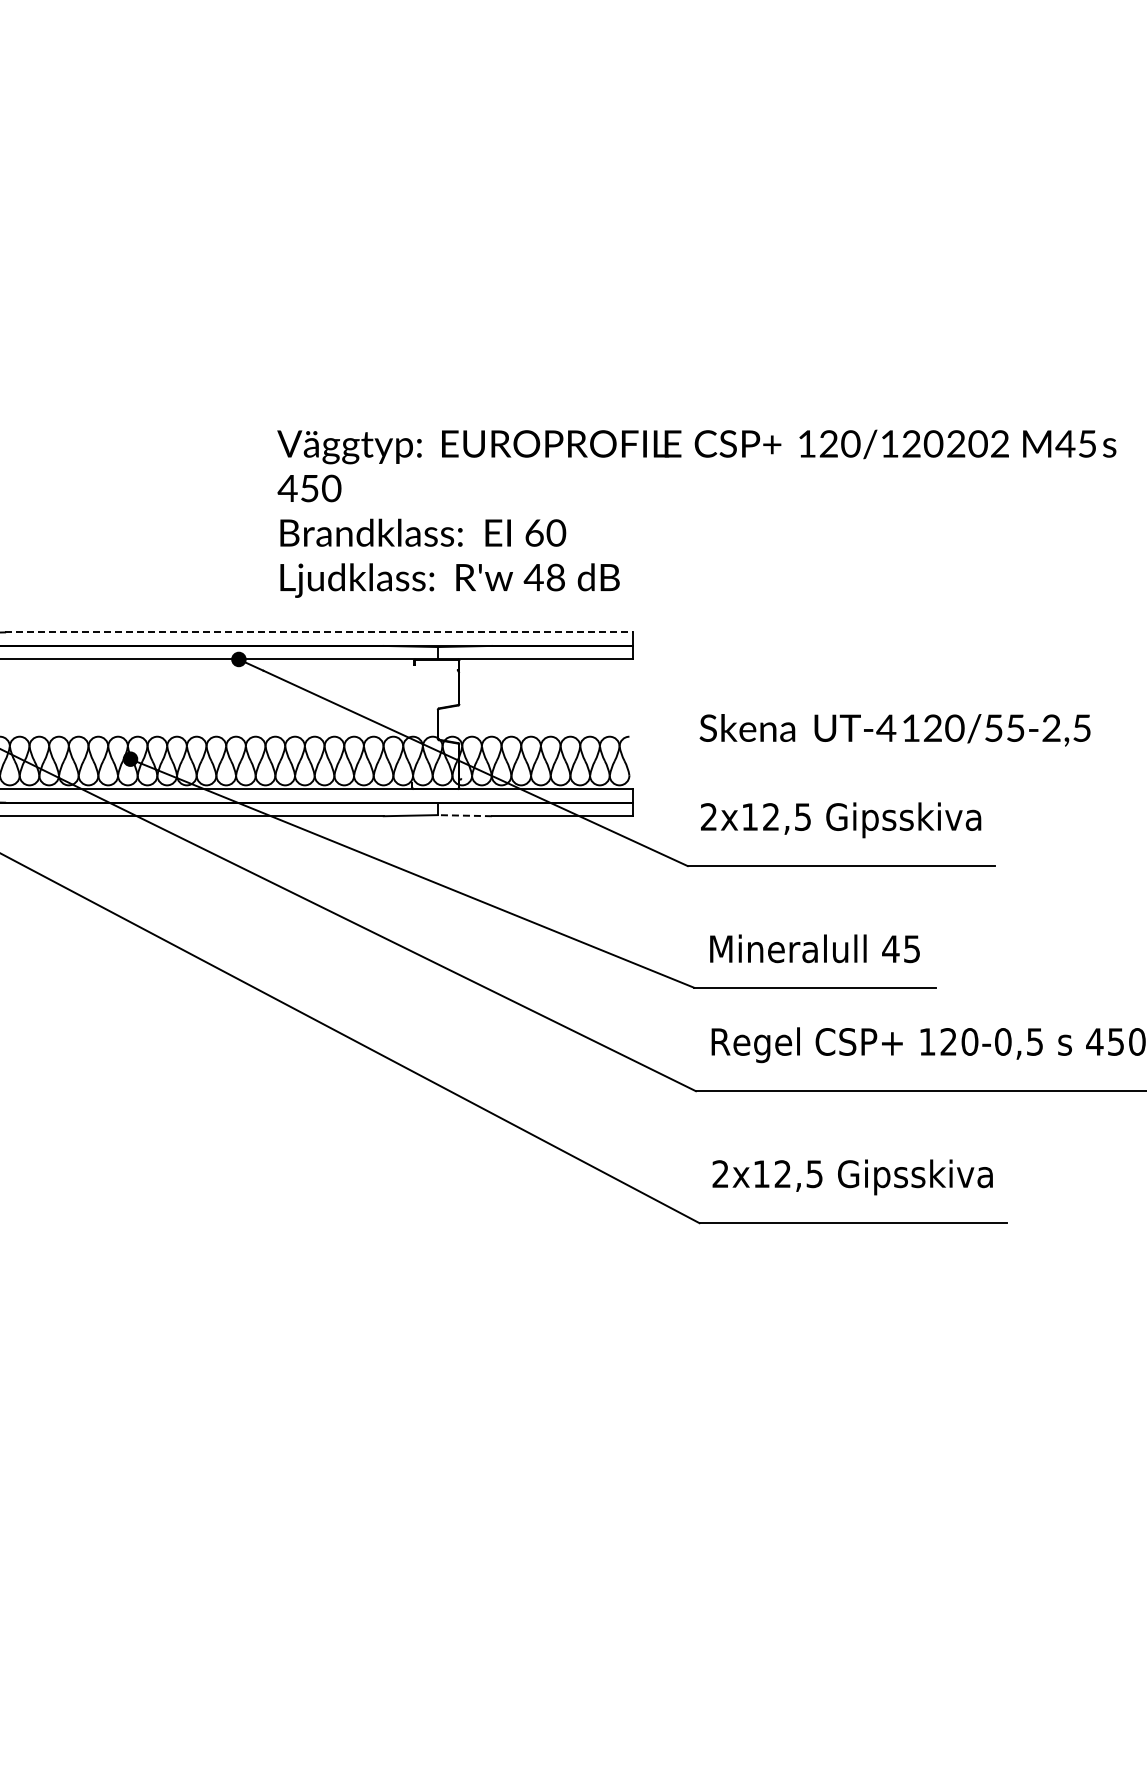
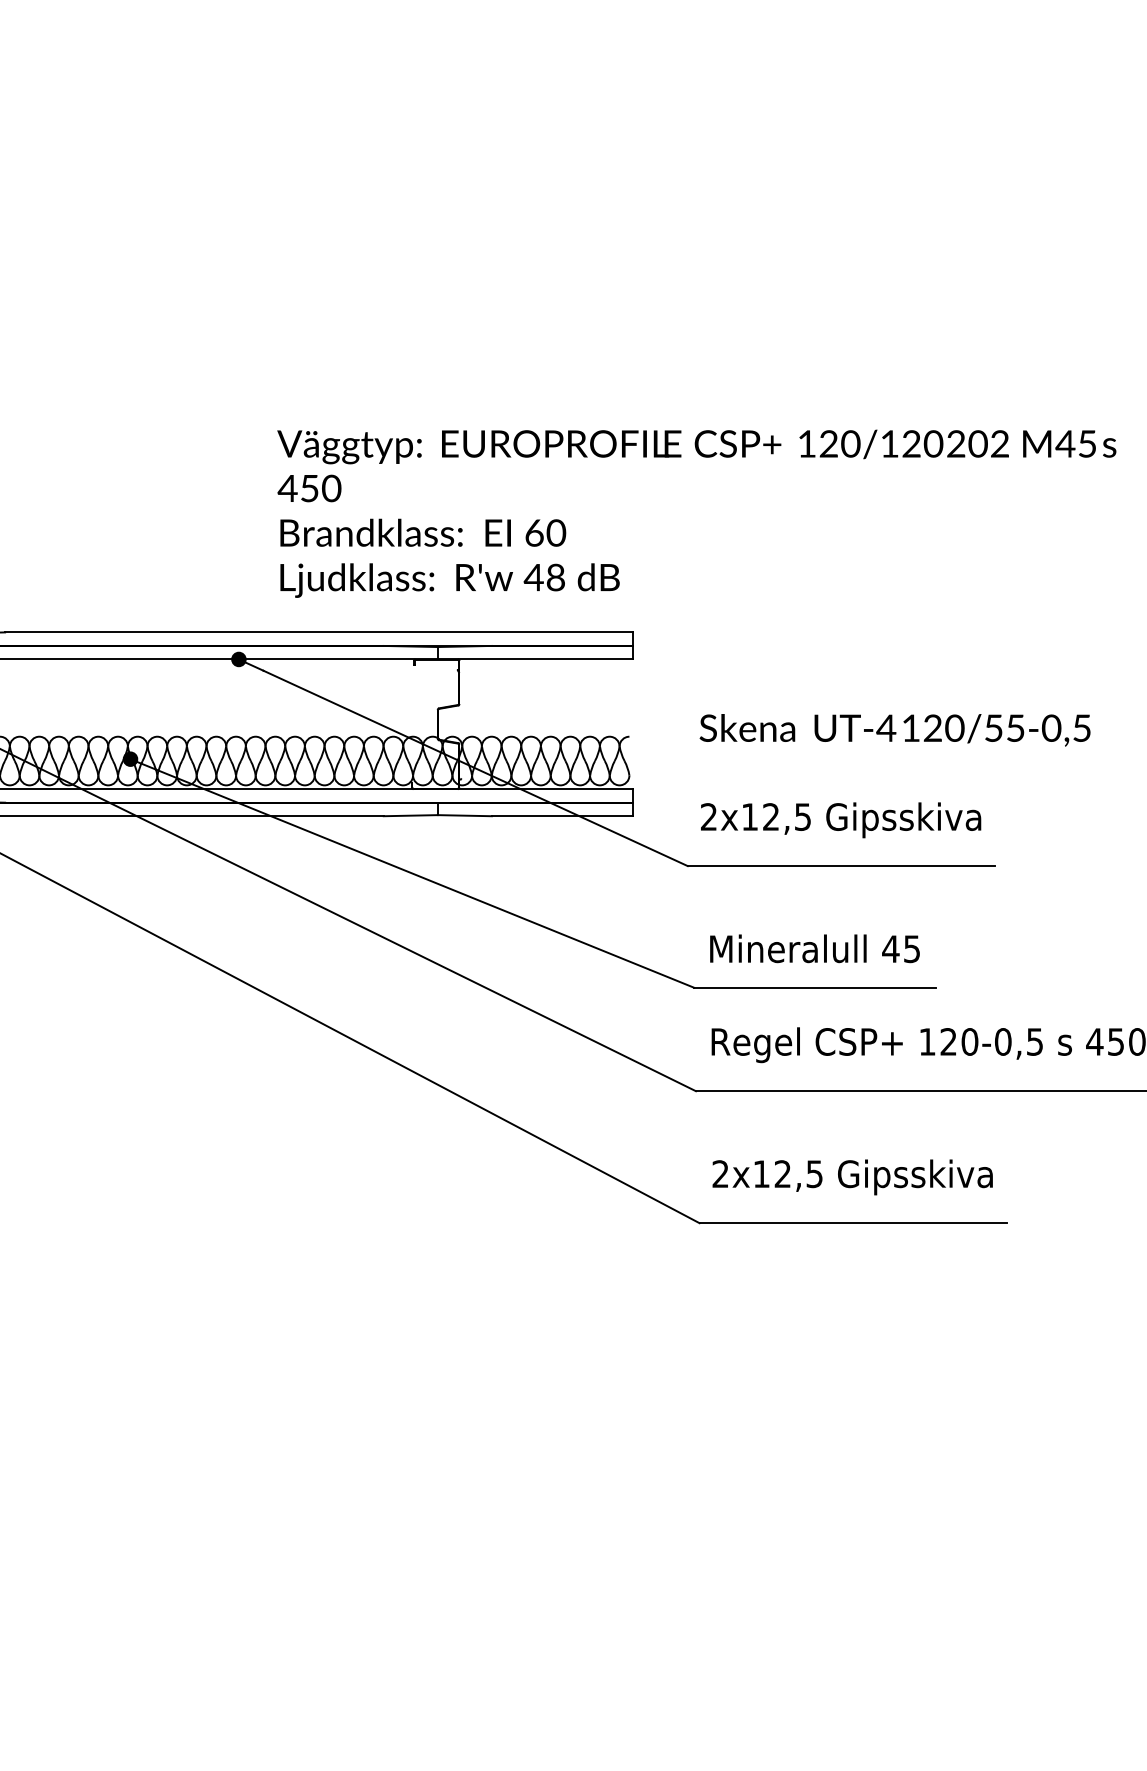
line: dashed -> solid (318, 632)
text: 120/55-2,5 -> 120/55-0,5 (1051, 727)
line: dashed -> solid (464, 815)
